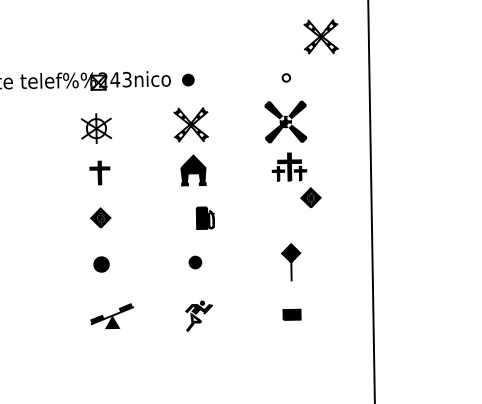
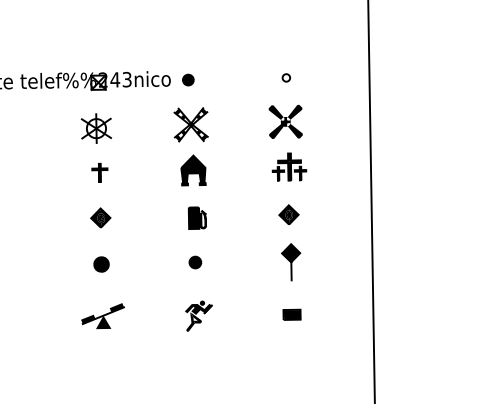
part: present -> none (320, 36)
part size: 44x44 px -> 35x35 px (285, 121)
part size: 22x26 px -> 18x21 px (99, 172)
part position: (310, 197) -> (288, 214) (288, 214)
part position: (204, 217) -> (196, 217) (196, 217)
part position: (111, 316) -> (102, 316) (102, 316)
